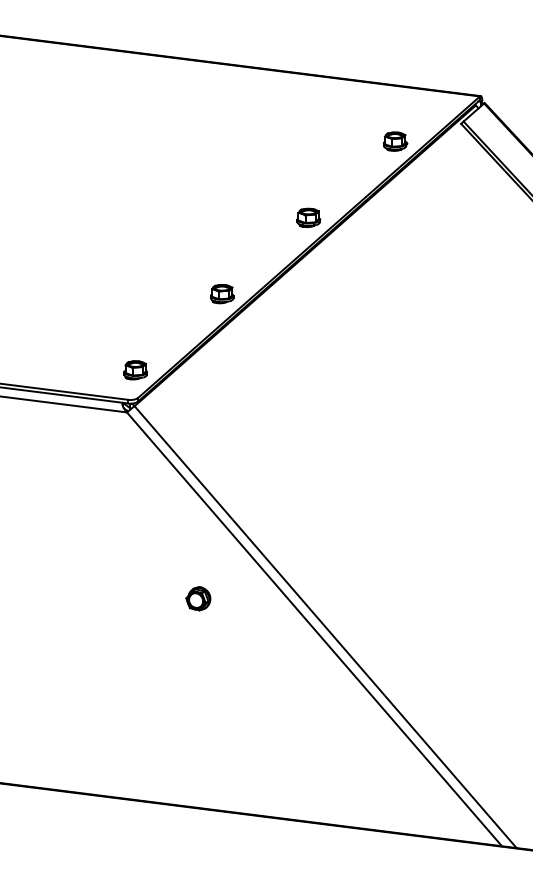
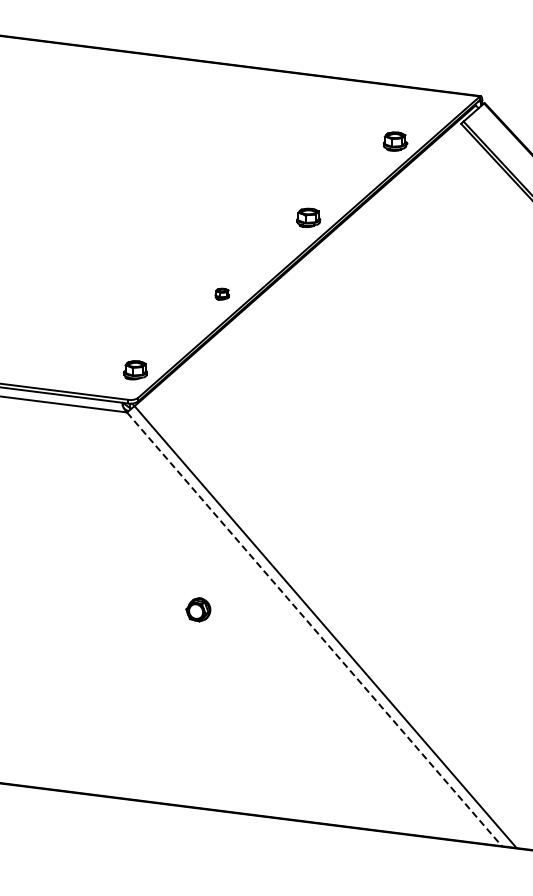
part size: 25x21 px -> 16x14 px (221, 293)
part position: (198, 598) -> (198, 609) (198, 609)
line: solid -> dashed (314, 629)
